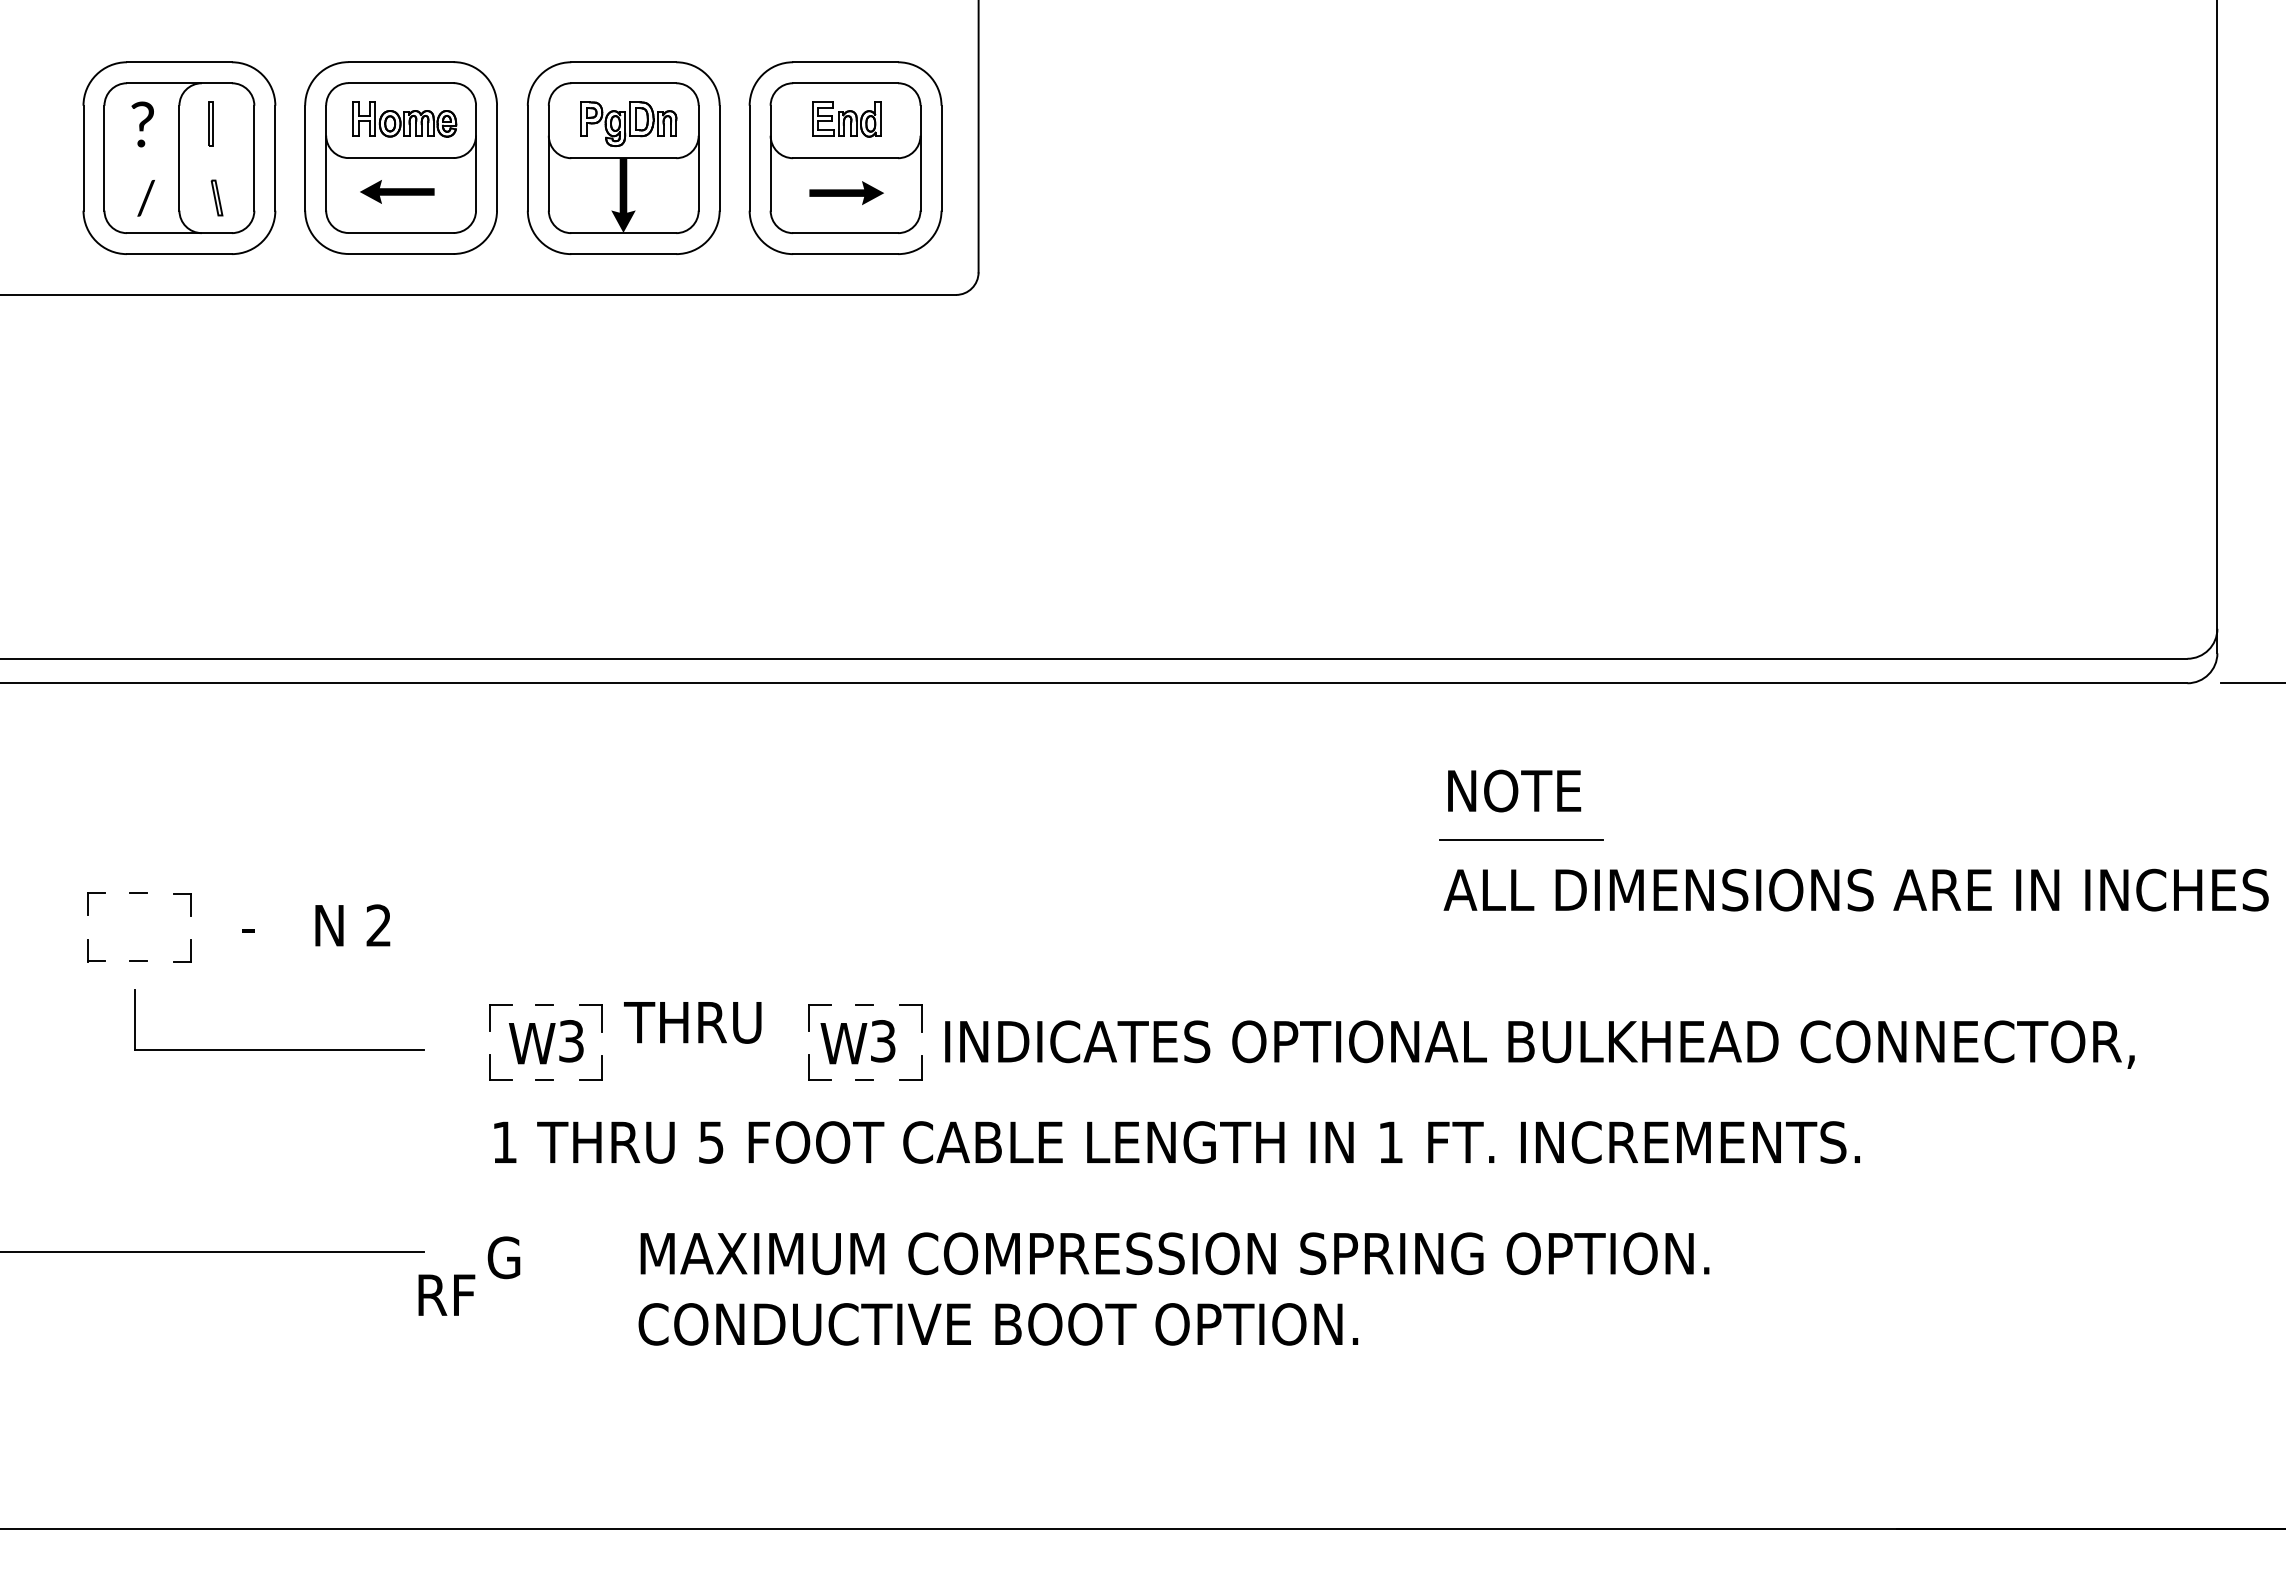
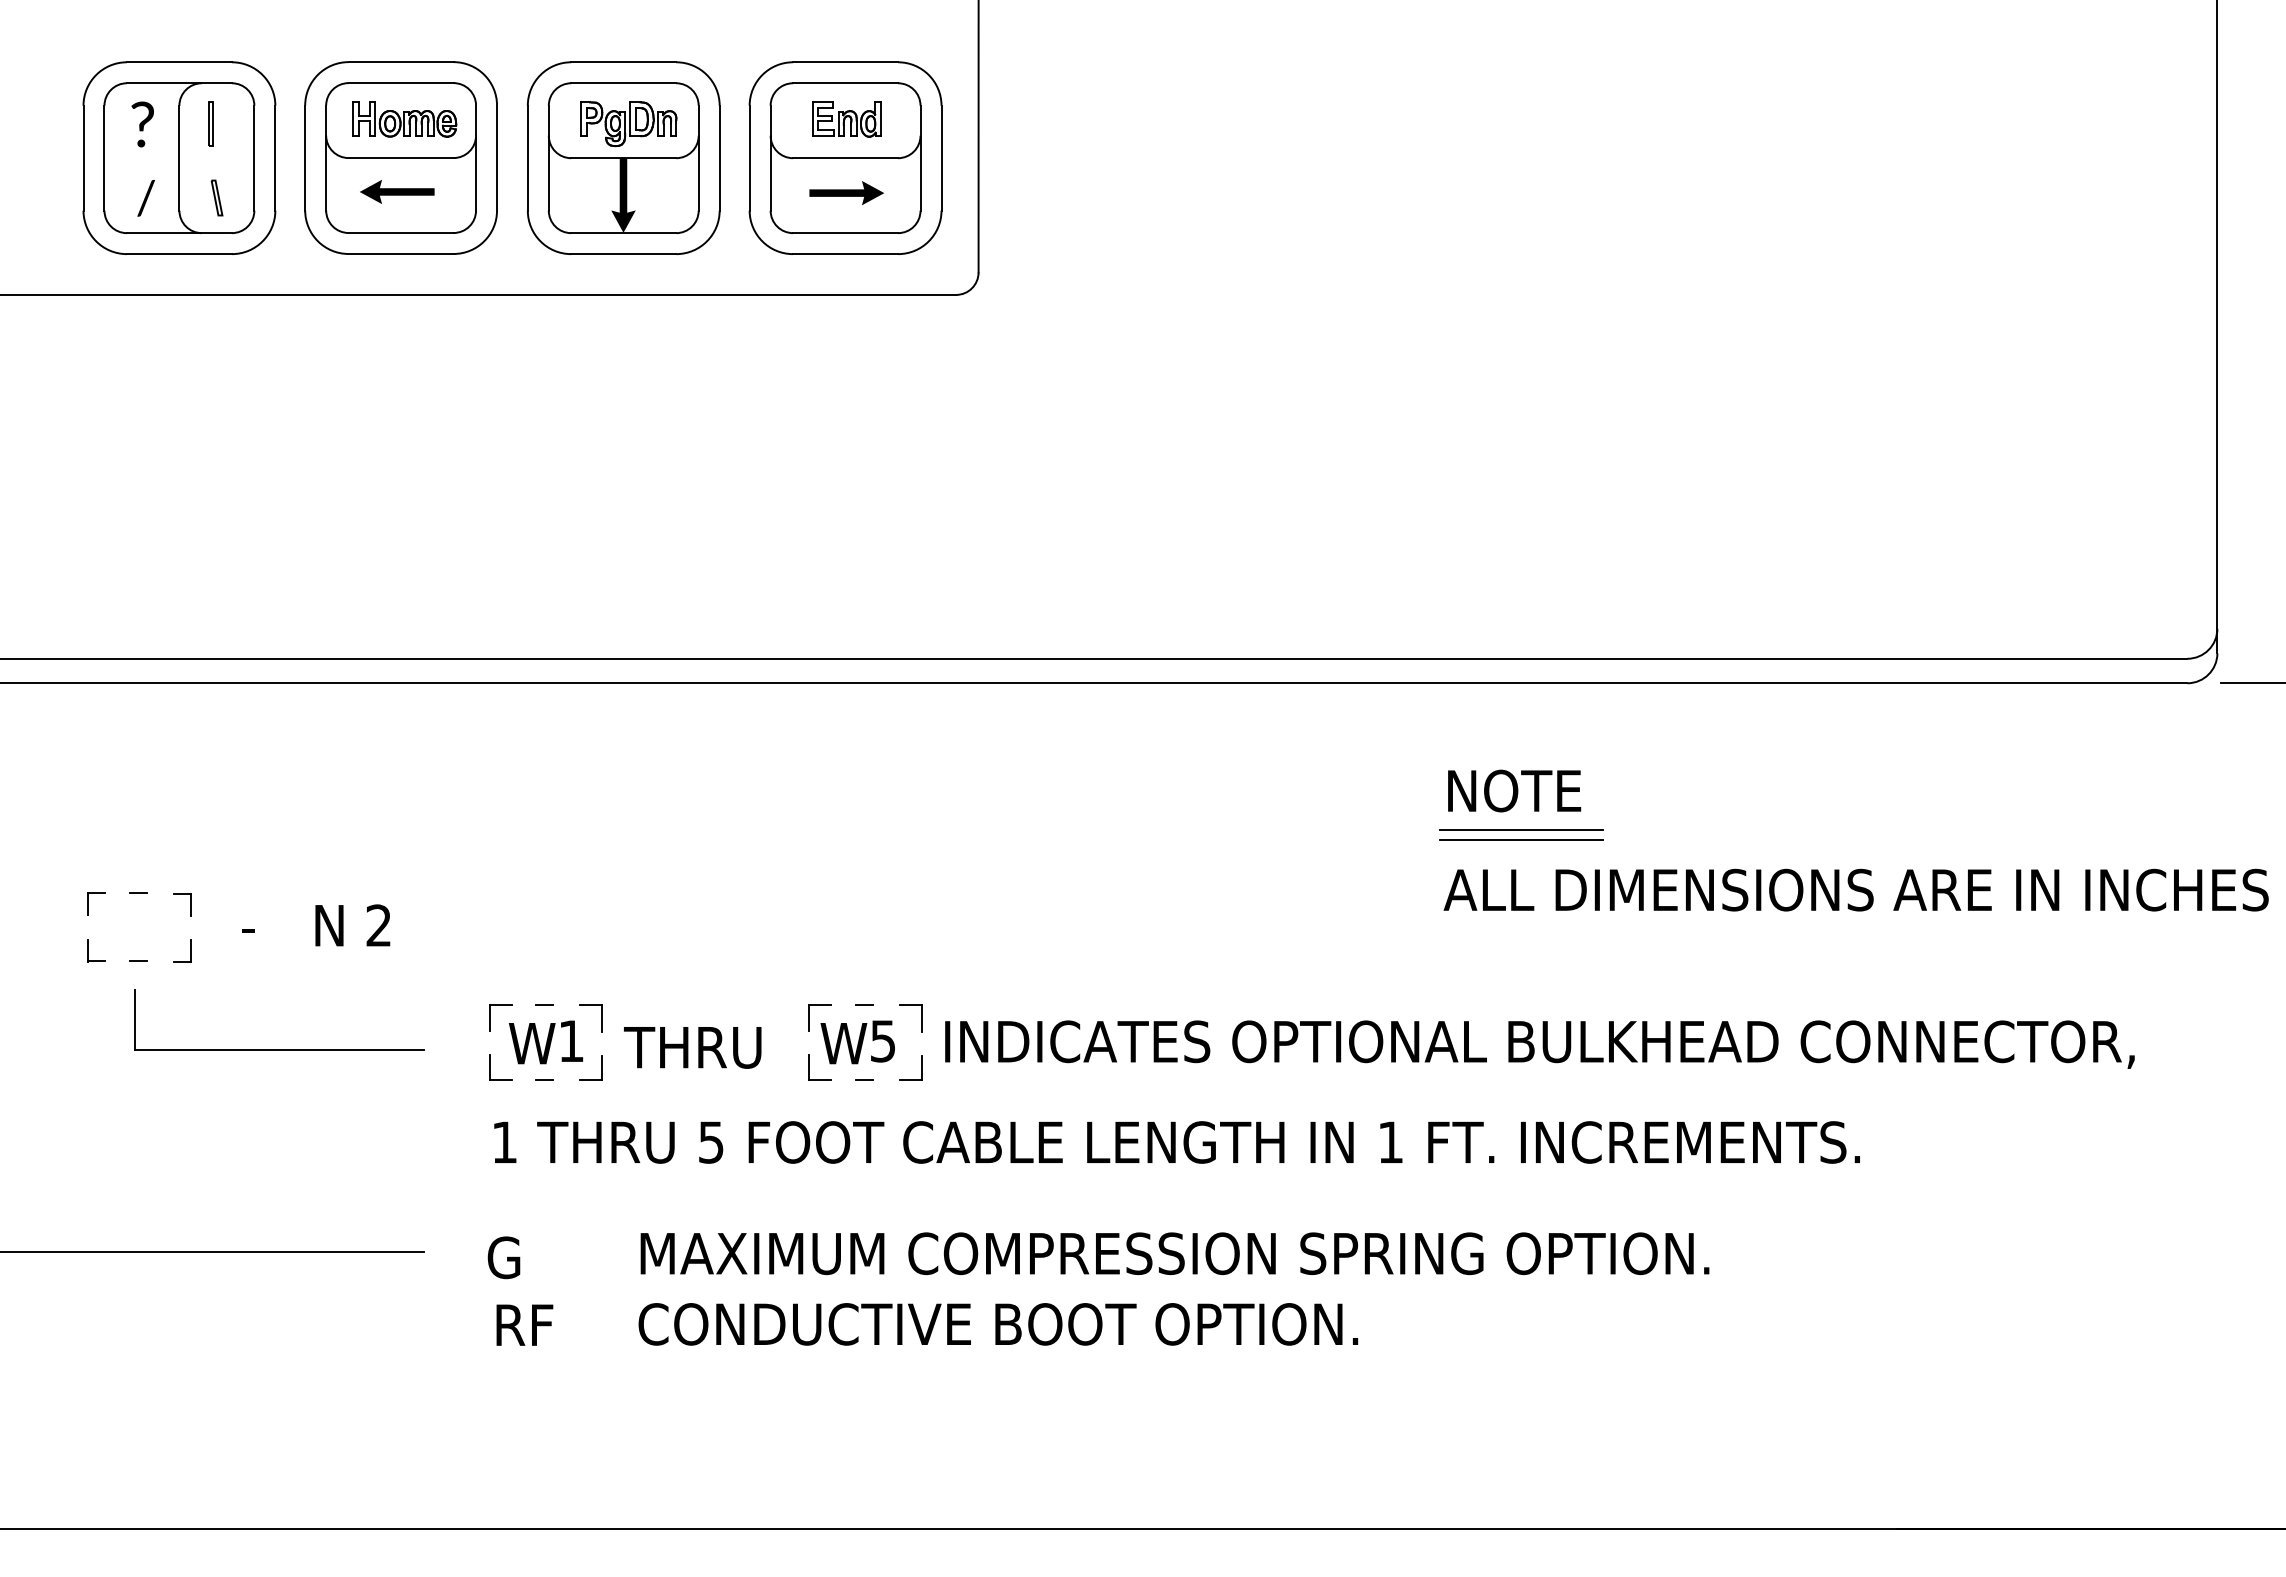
line: none -> present (1521, 829)
text position: (692, 1022) -> (692, 1047) (692, 1047)
text: 3 -> 5 (883, 1040)
text: 3 -> 1 (571, 1041)
text position: (446, 1294) -> (524, 1324) (524, 1324)
